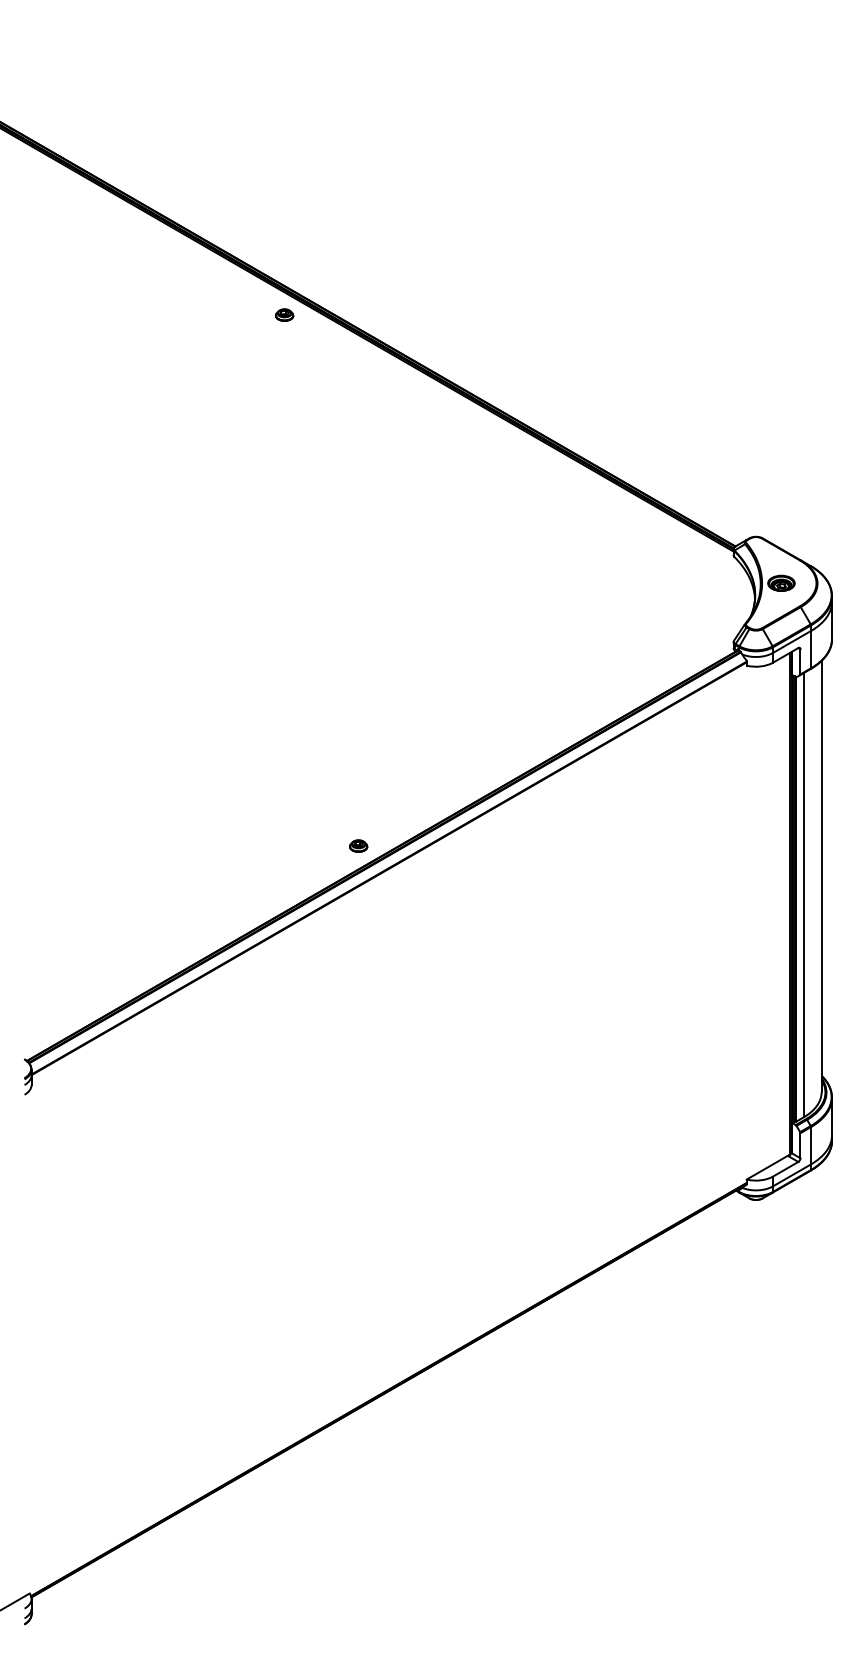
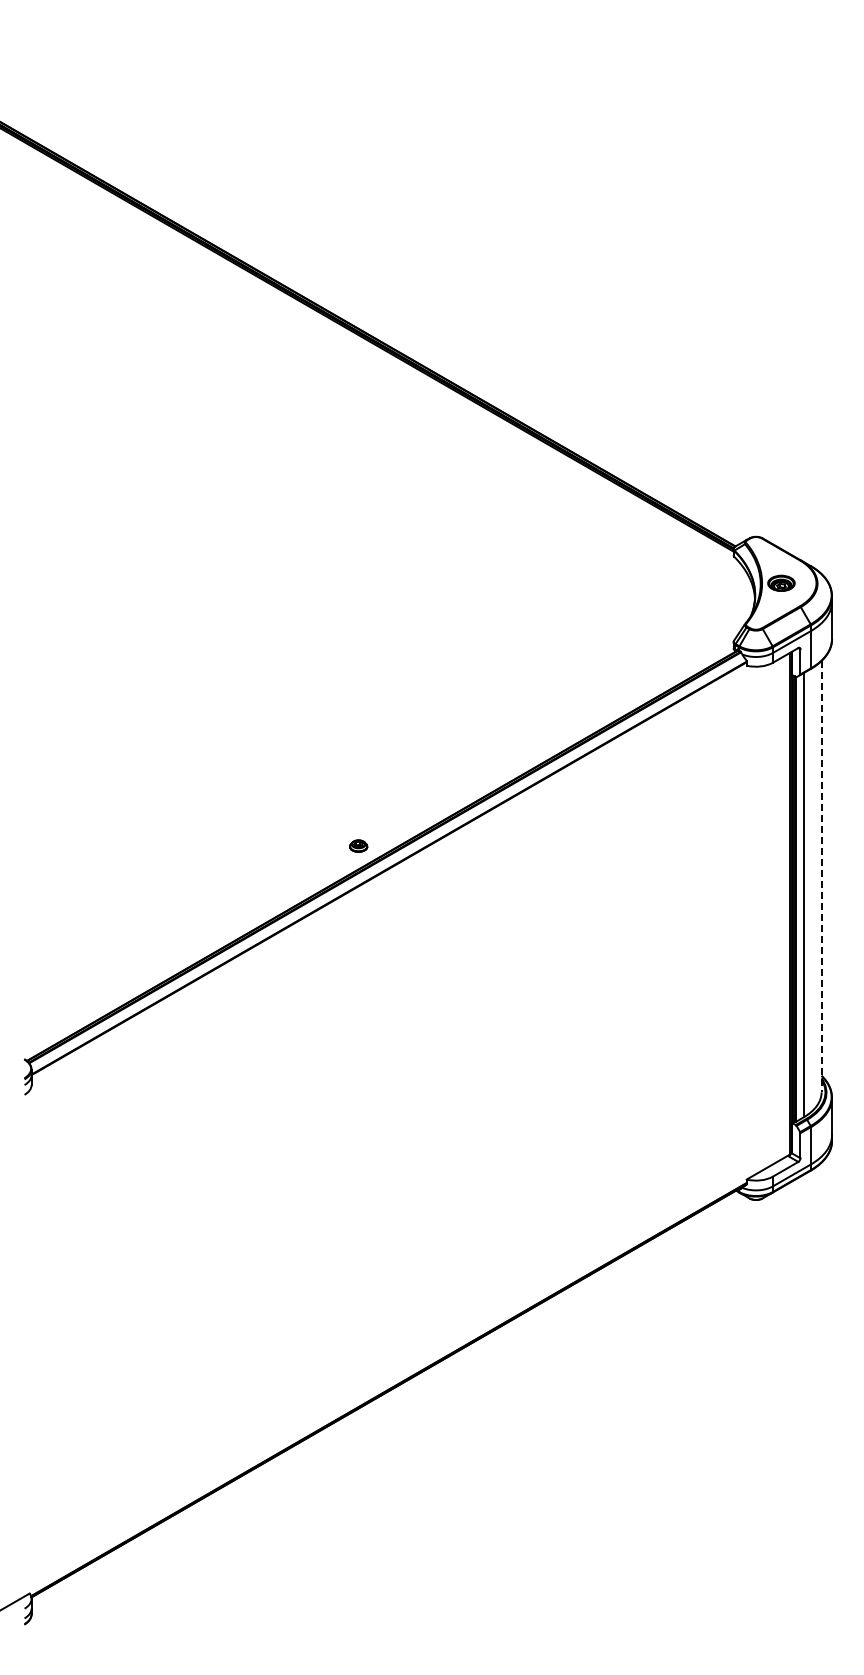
part: present -> none (284, 314)
line: solid -> dashed (821, 876)
